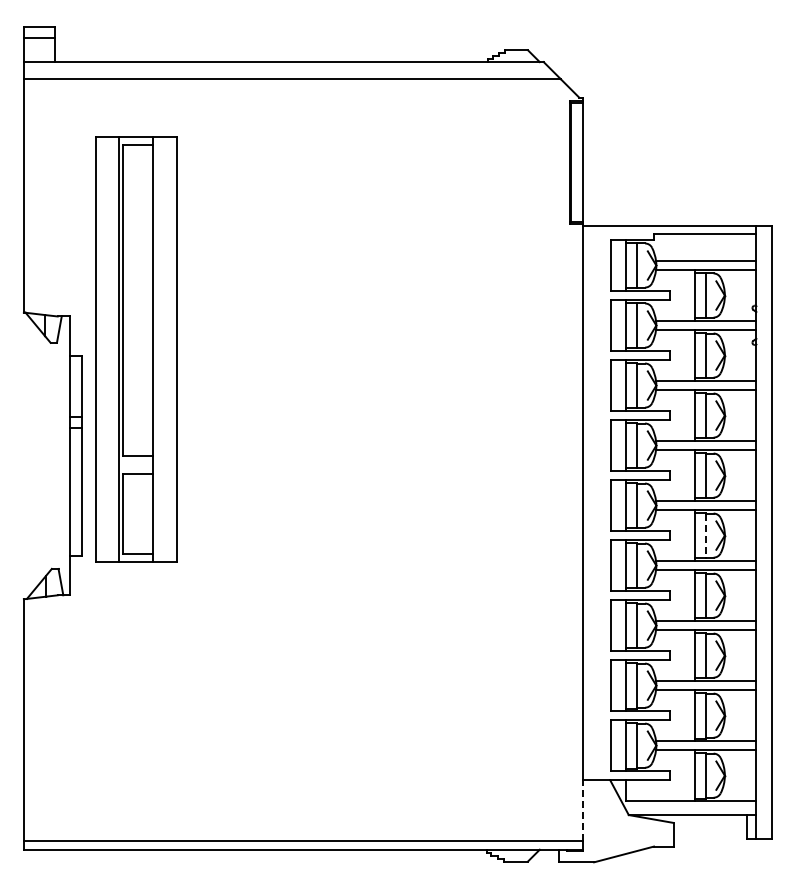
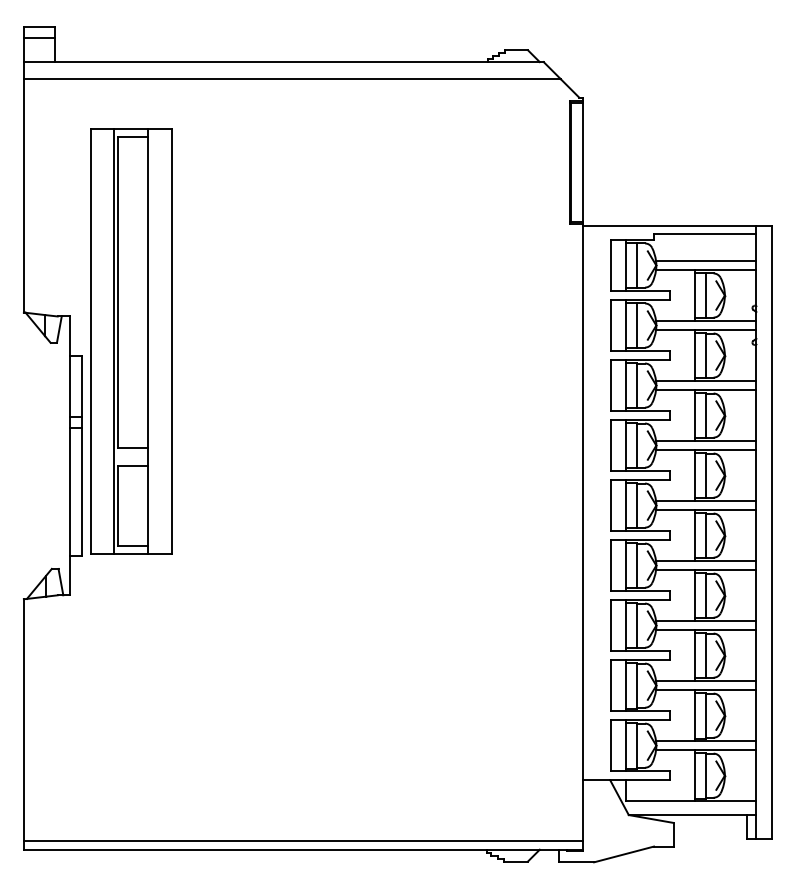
part position: (136, 349) -> (131, 341) (131, 341)
line: dashed -> solid (705, 536)
line: dashed -> solid (583, 810)
